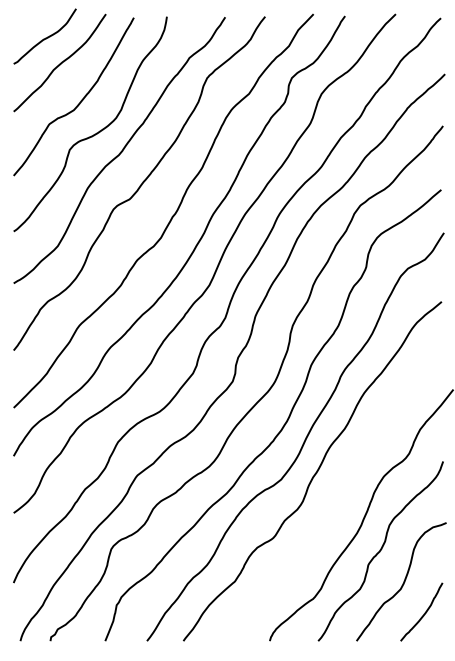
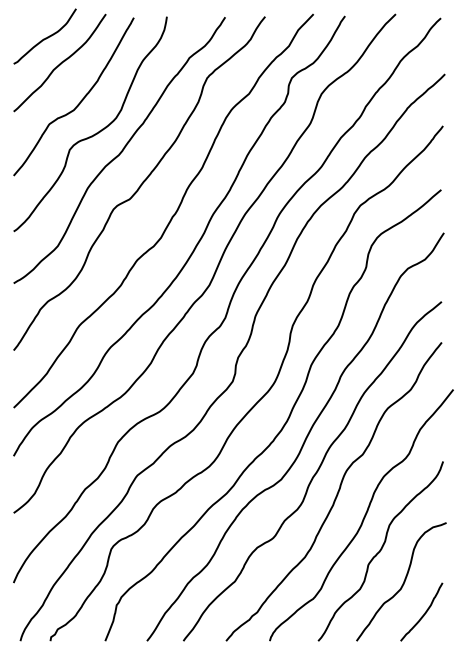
curve: none -> present (336, 493)
